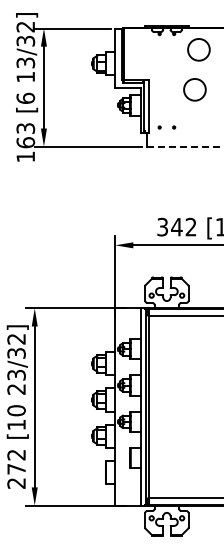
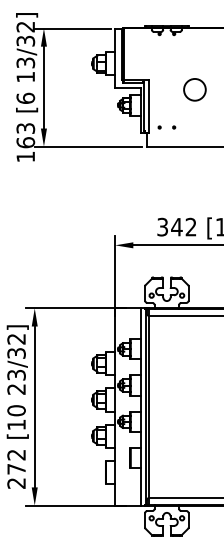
circle: present -> none (198, 49)
line: dashed -> solid (185, 146)
